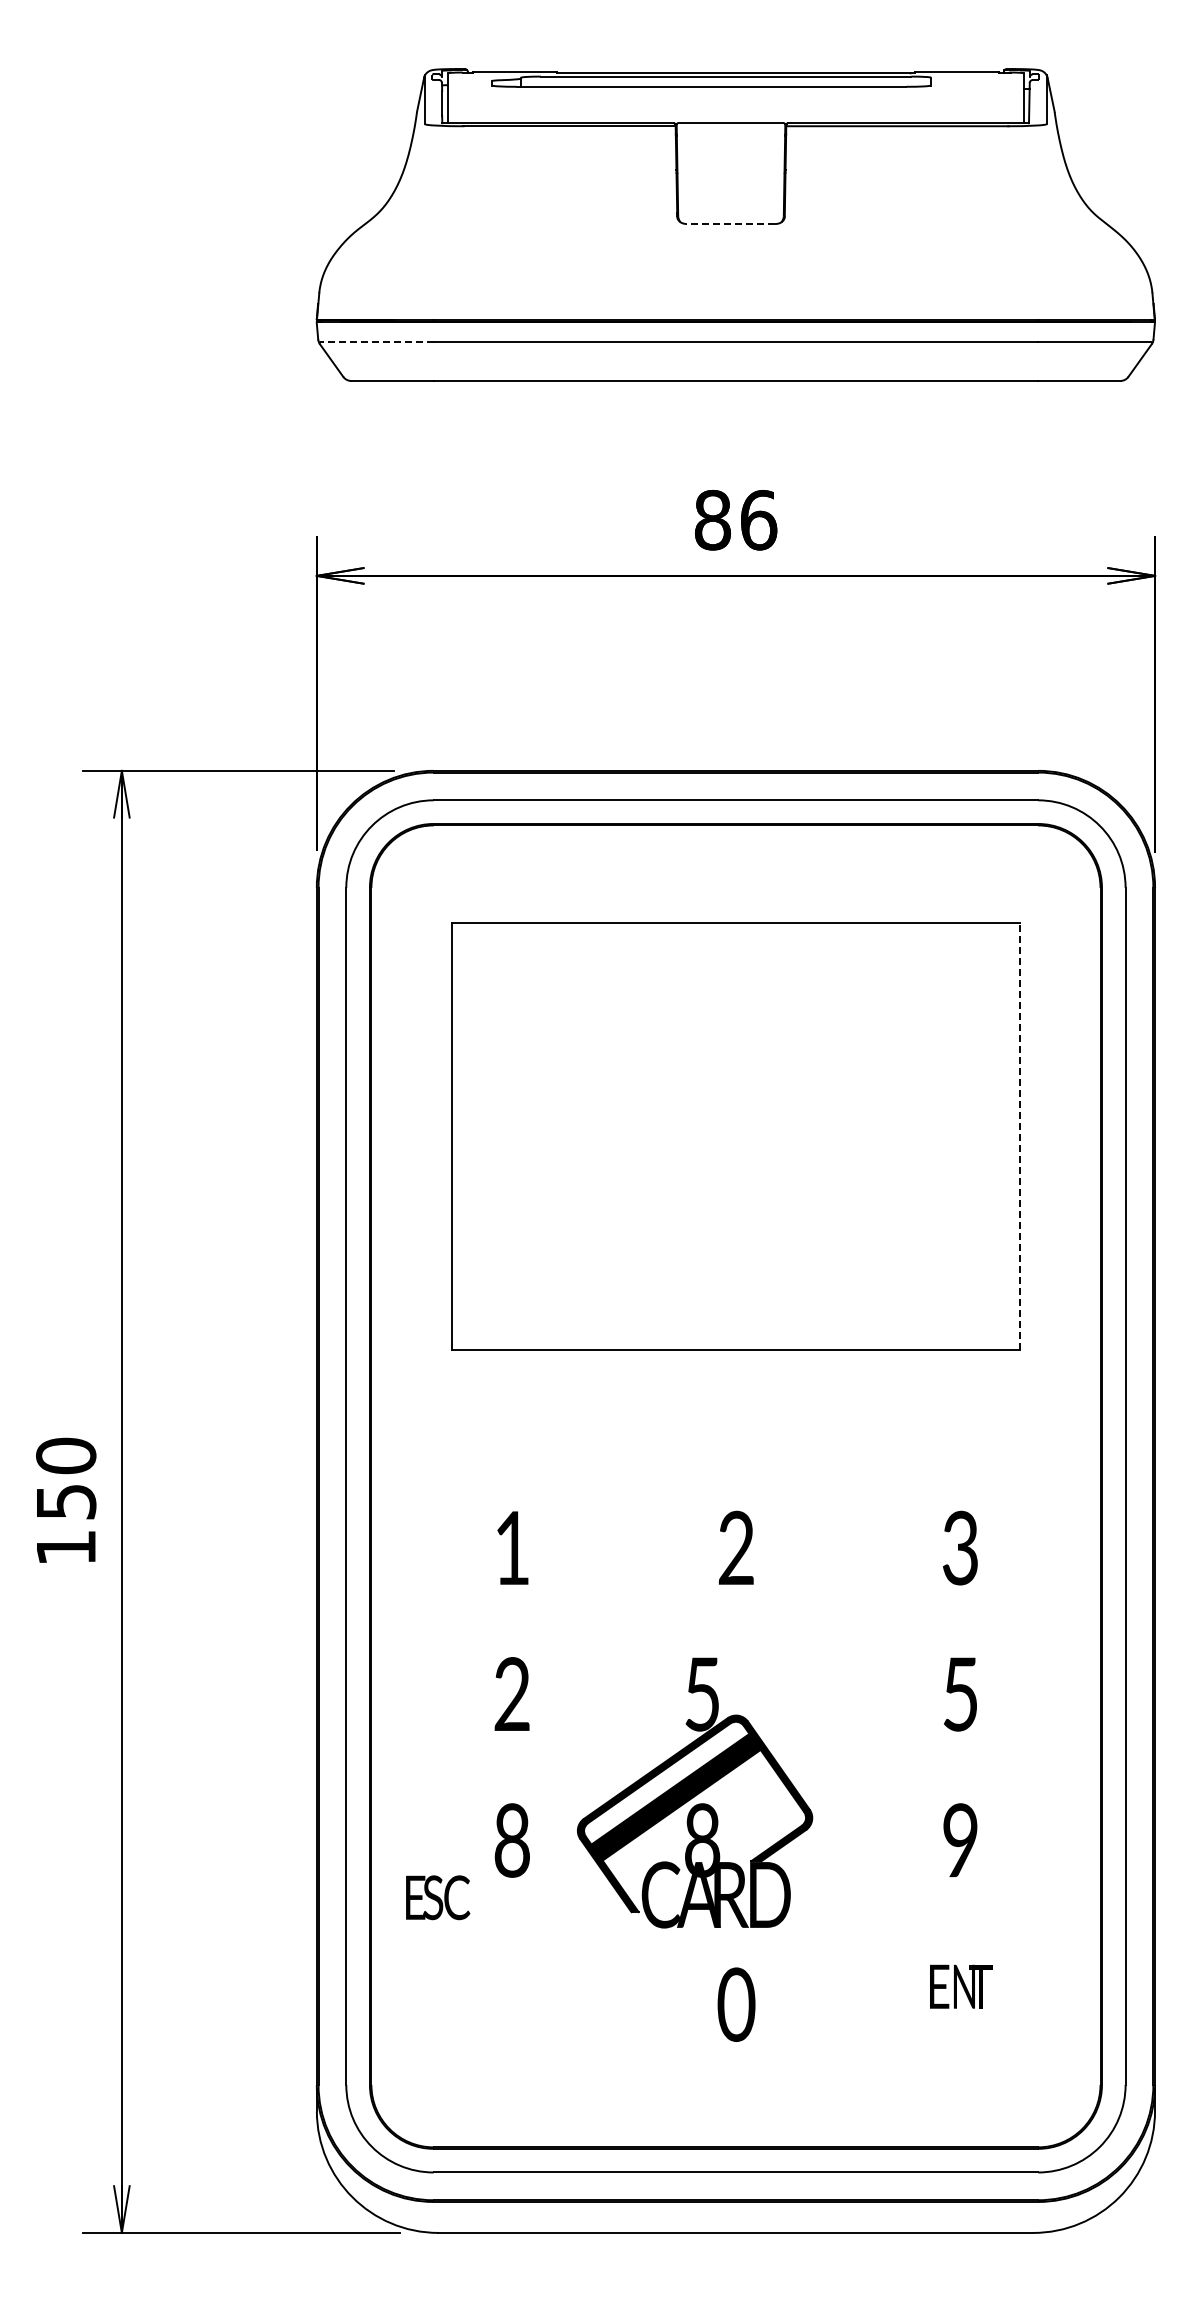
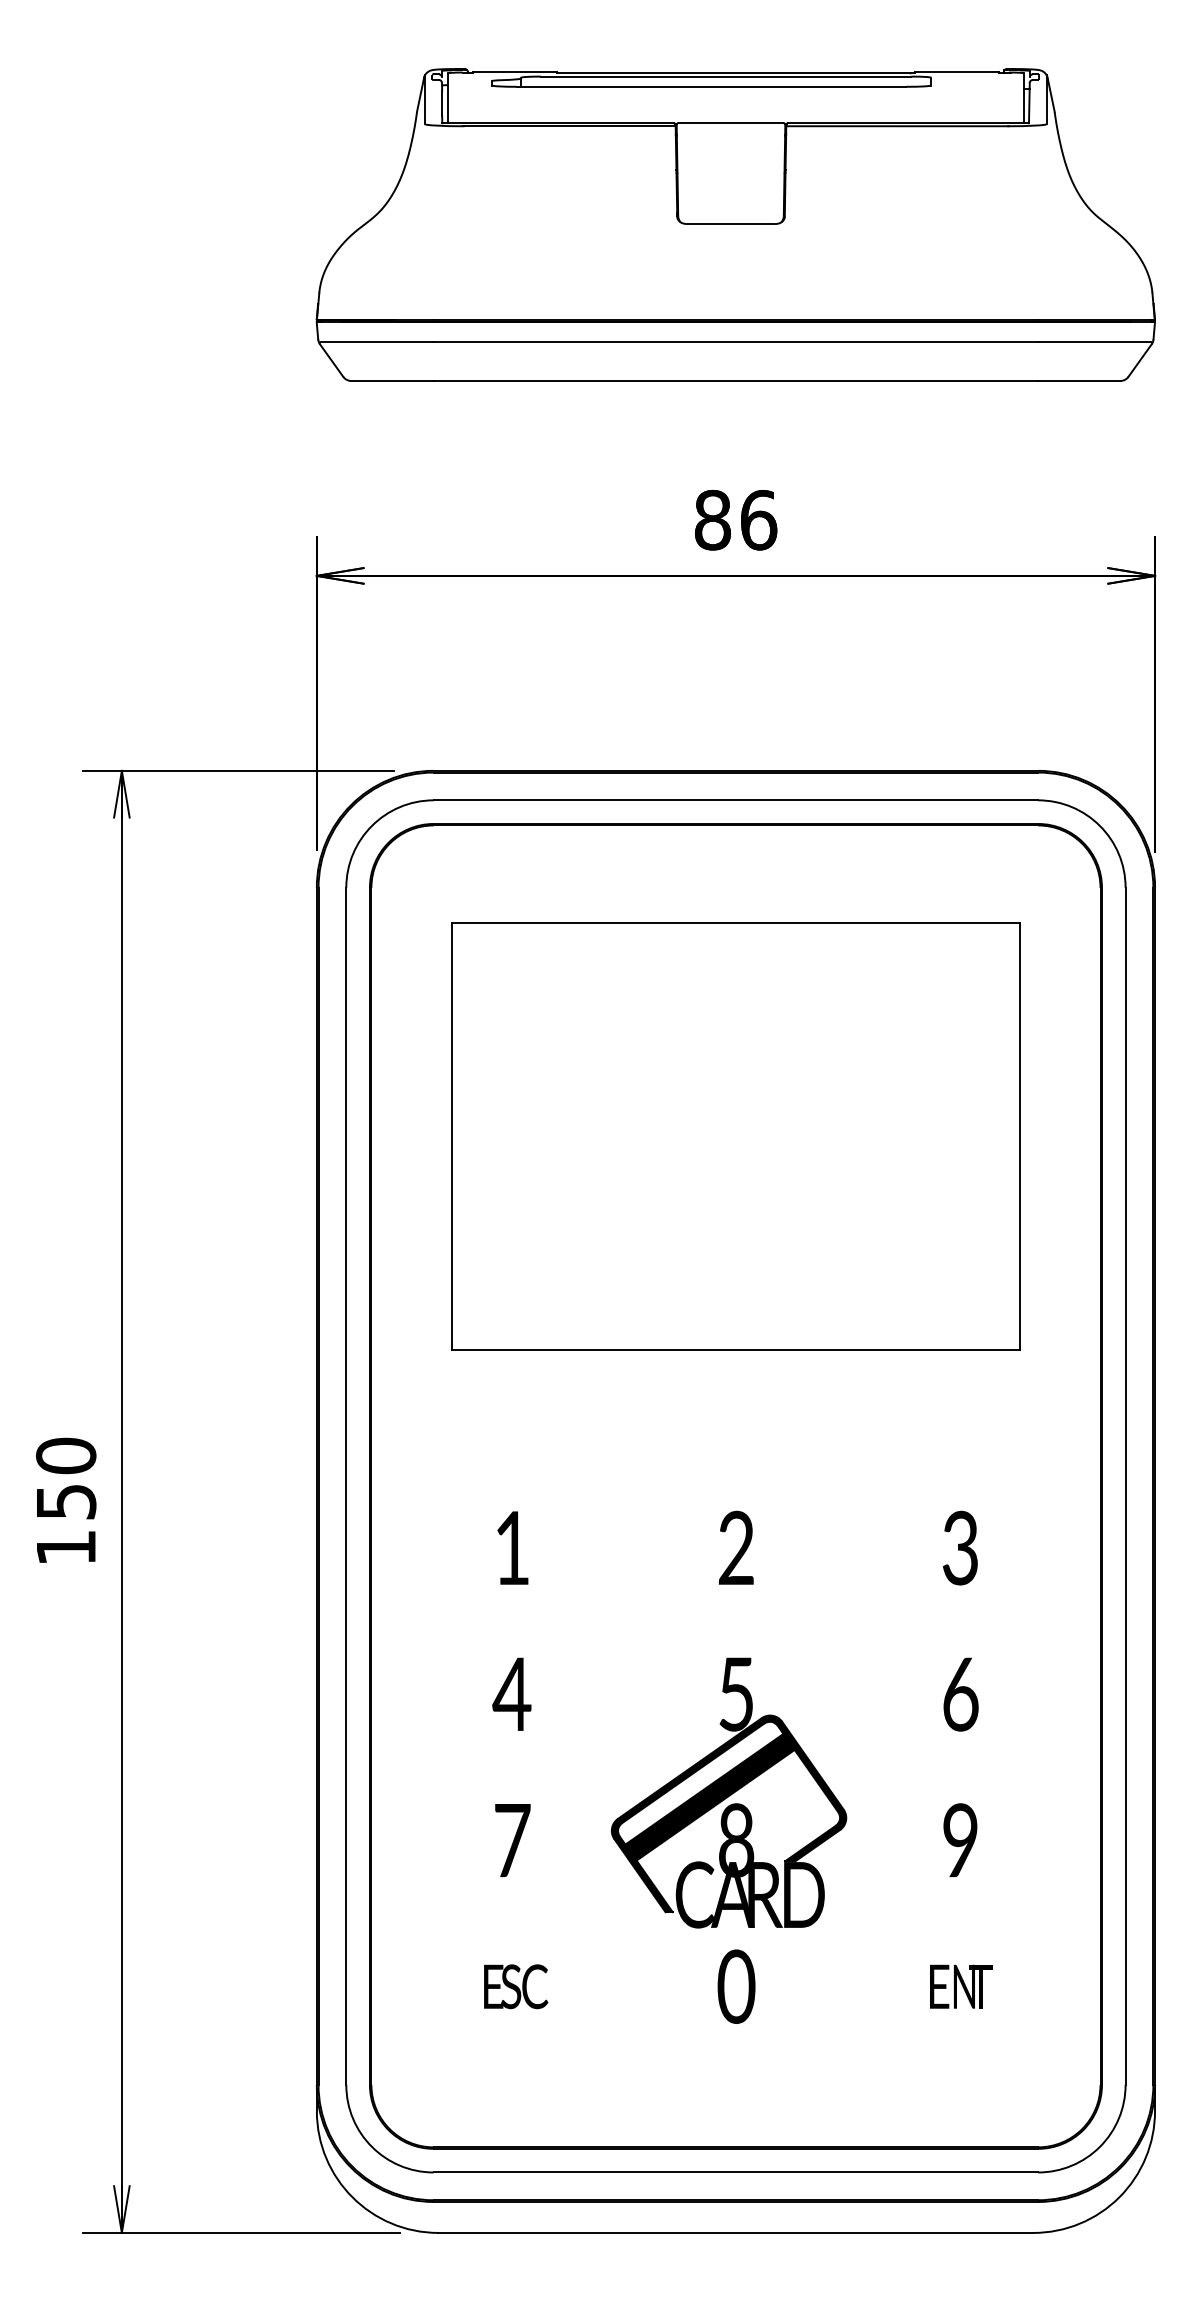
line: dashed -> solid (730, 224)
line: dashed -> solid (375, 342)
line: dashed -> solid (1019, 1135)
text: 2 -> 4 (511, 1693)
text: 5 -> 6 (960, 1694)
part position: (695, 1792) -> (729, 1792) (729, 1792)
text: 8 -> 7 (512, 1840)
text position: (438, 1897) -> (516, 1986) (516, 1986)
text position: (736, 2004) -> (736, 1986) (736, 1986)
